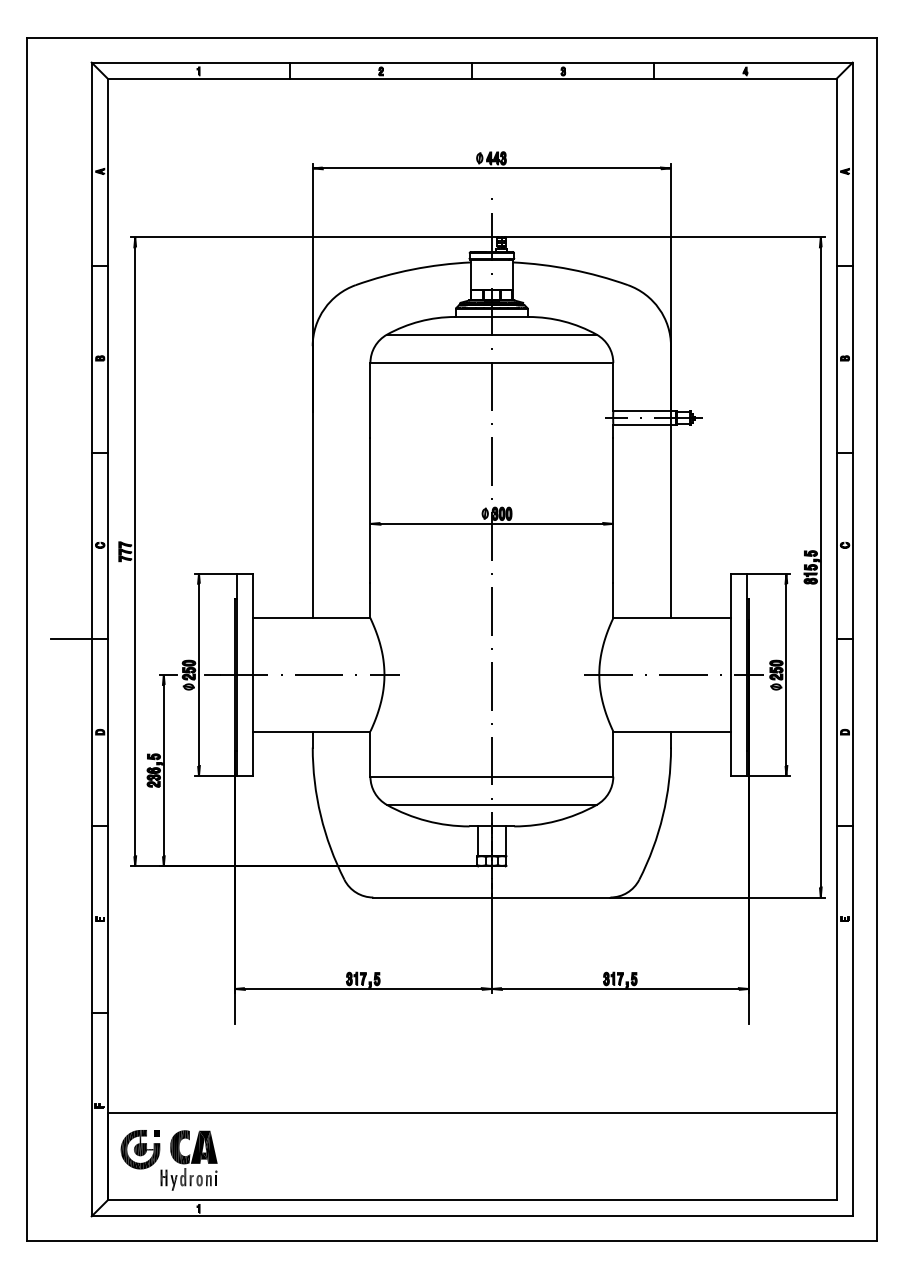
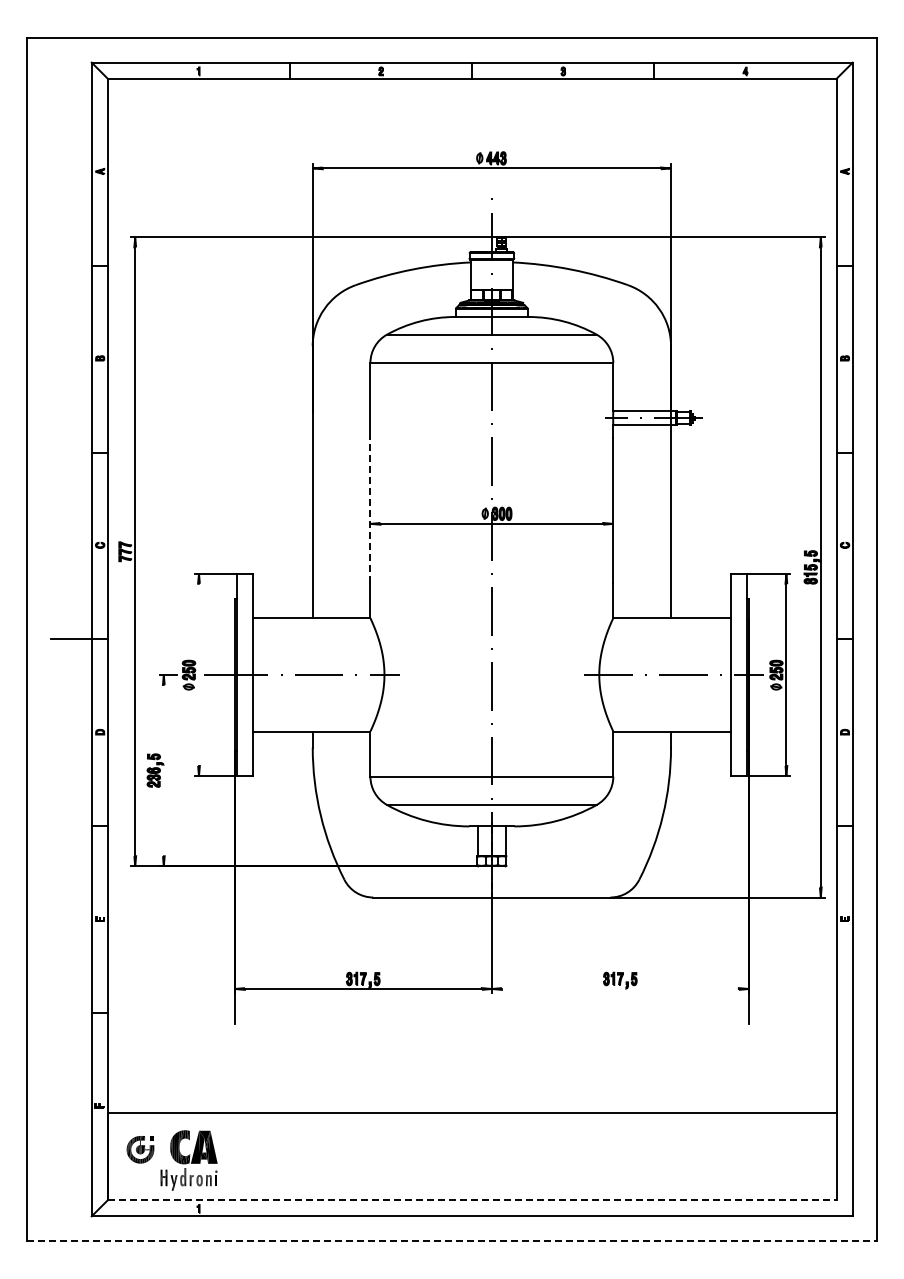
line: solid -> dashed (370, 510)
line: present -> none (198, 674)
line: present -> none (163, 770)
line: present -> none (619, 989)
part size: 41x40 px -> 29x28 px (140, 1149)
line: solid -> dashed (472, 1200)
line: solid -> dashed (452, 1240)
